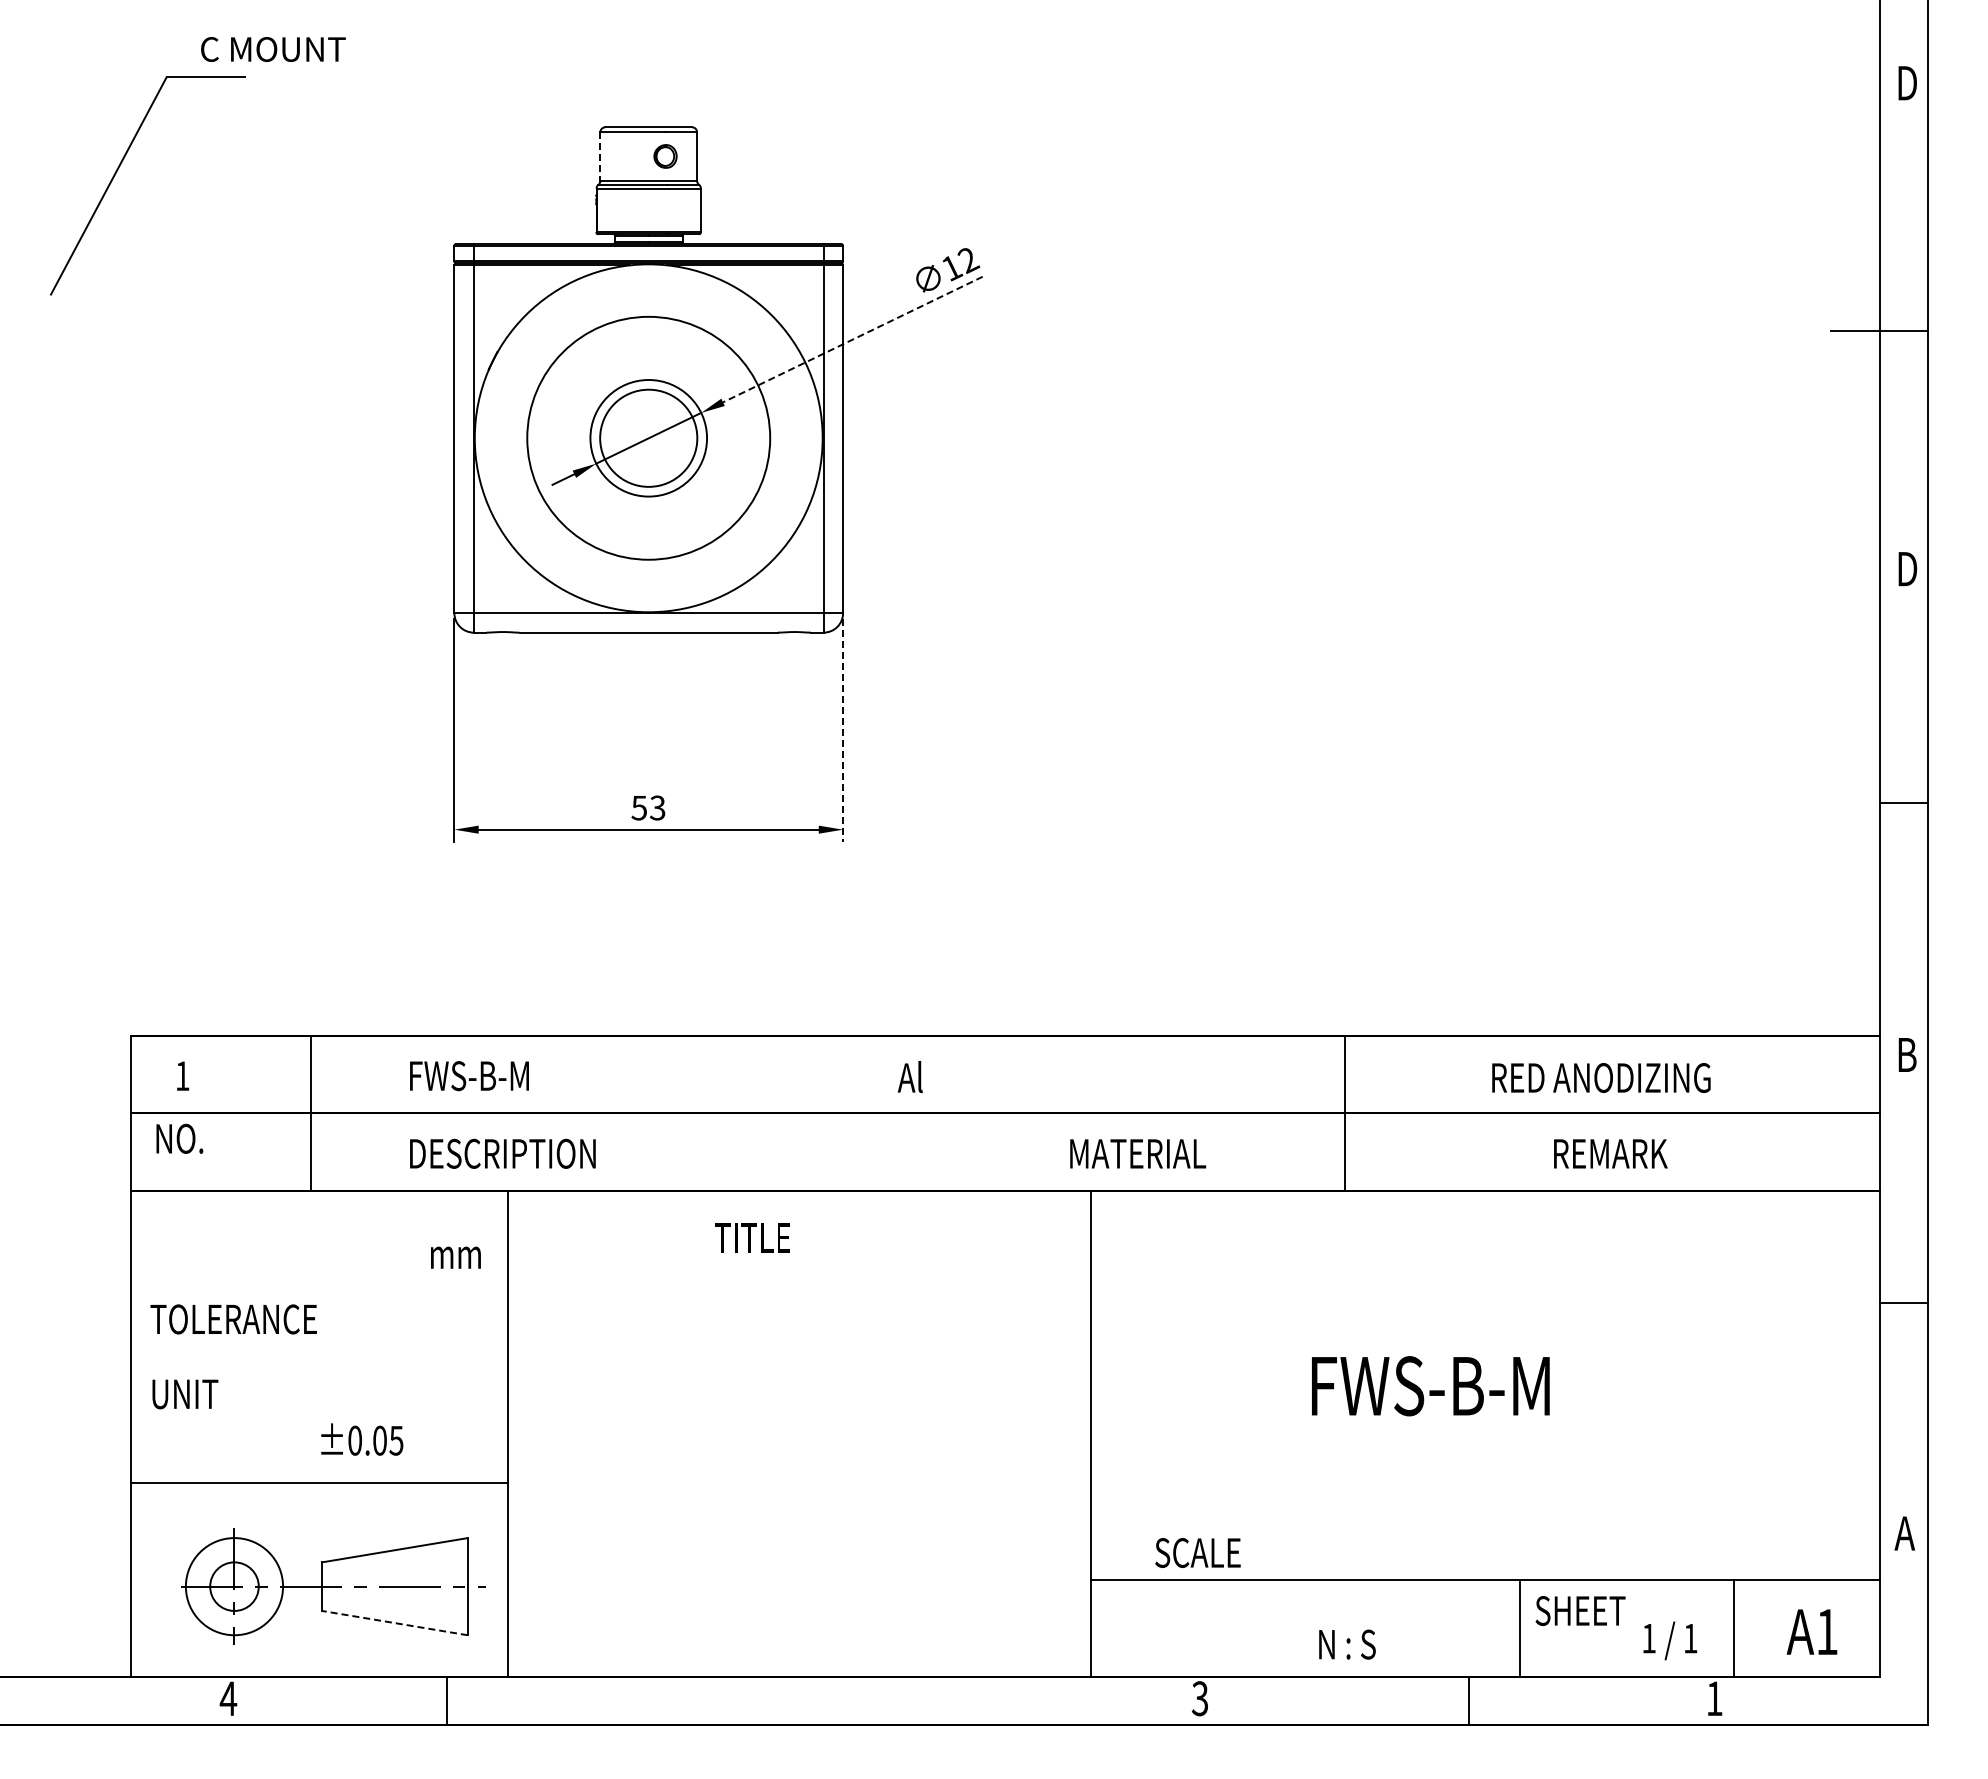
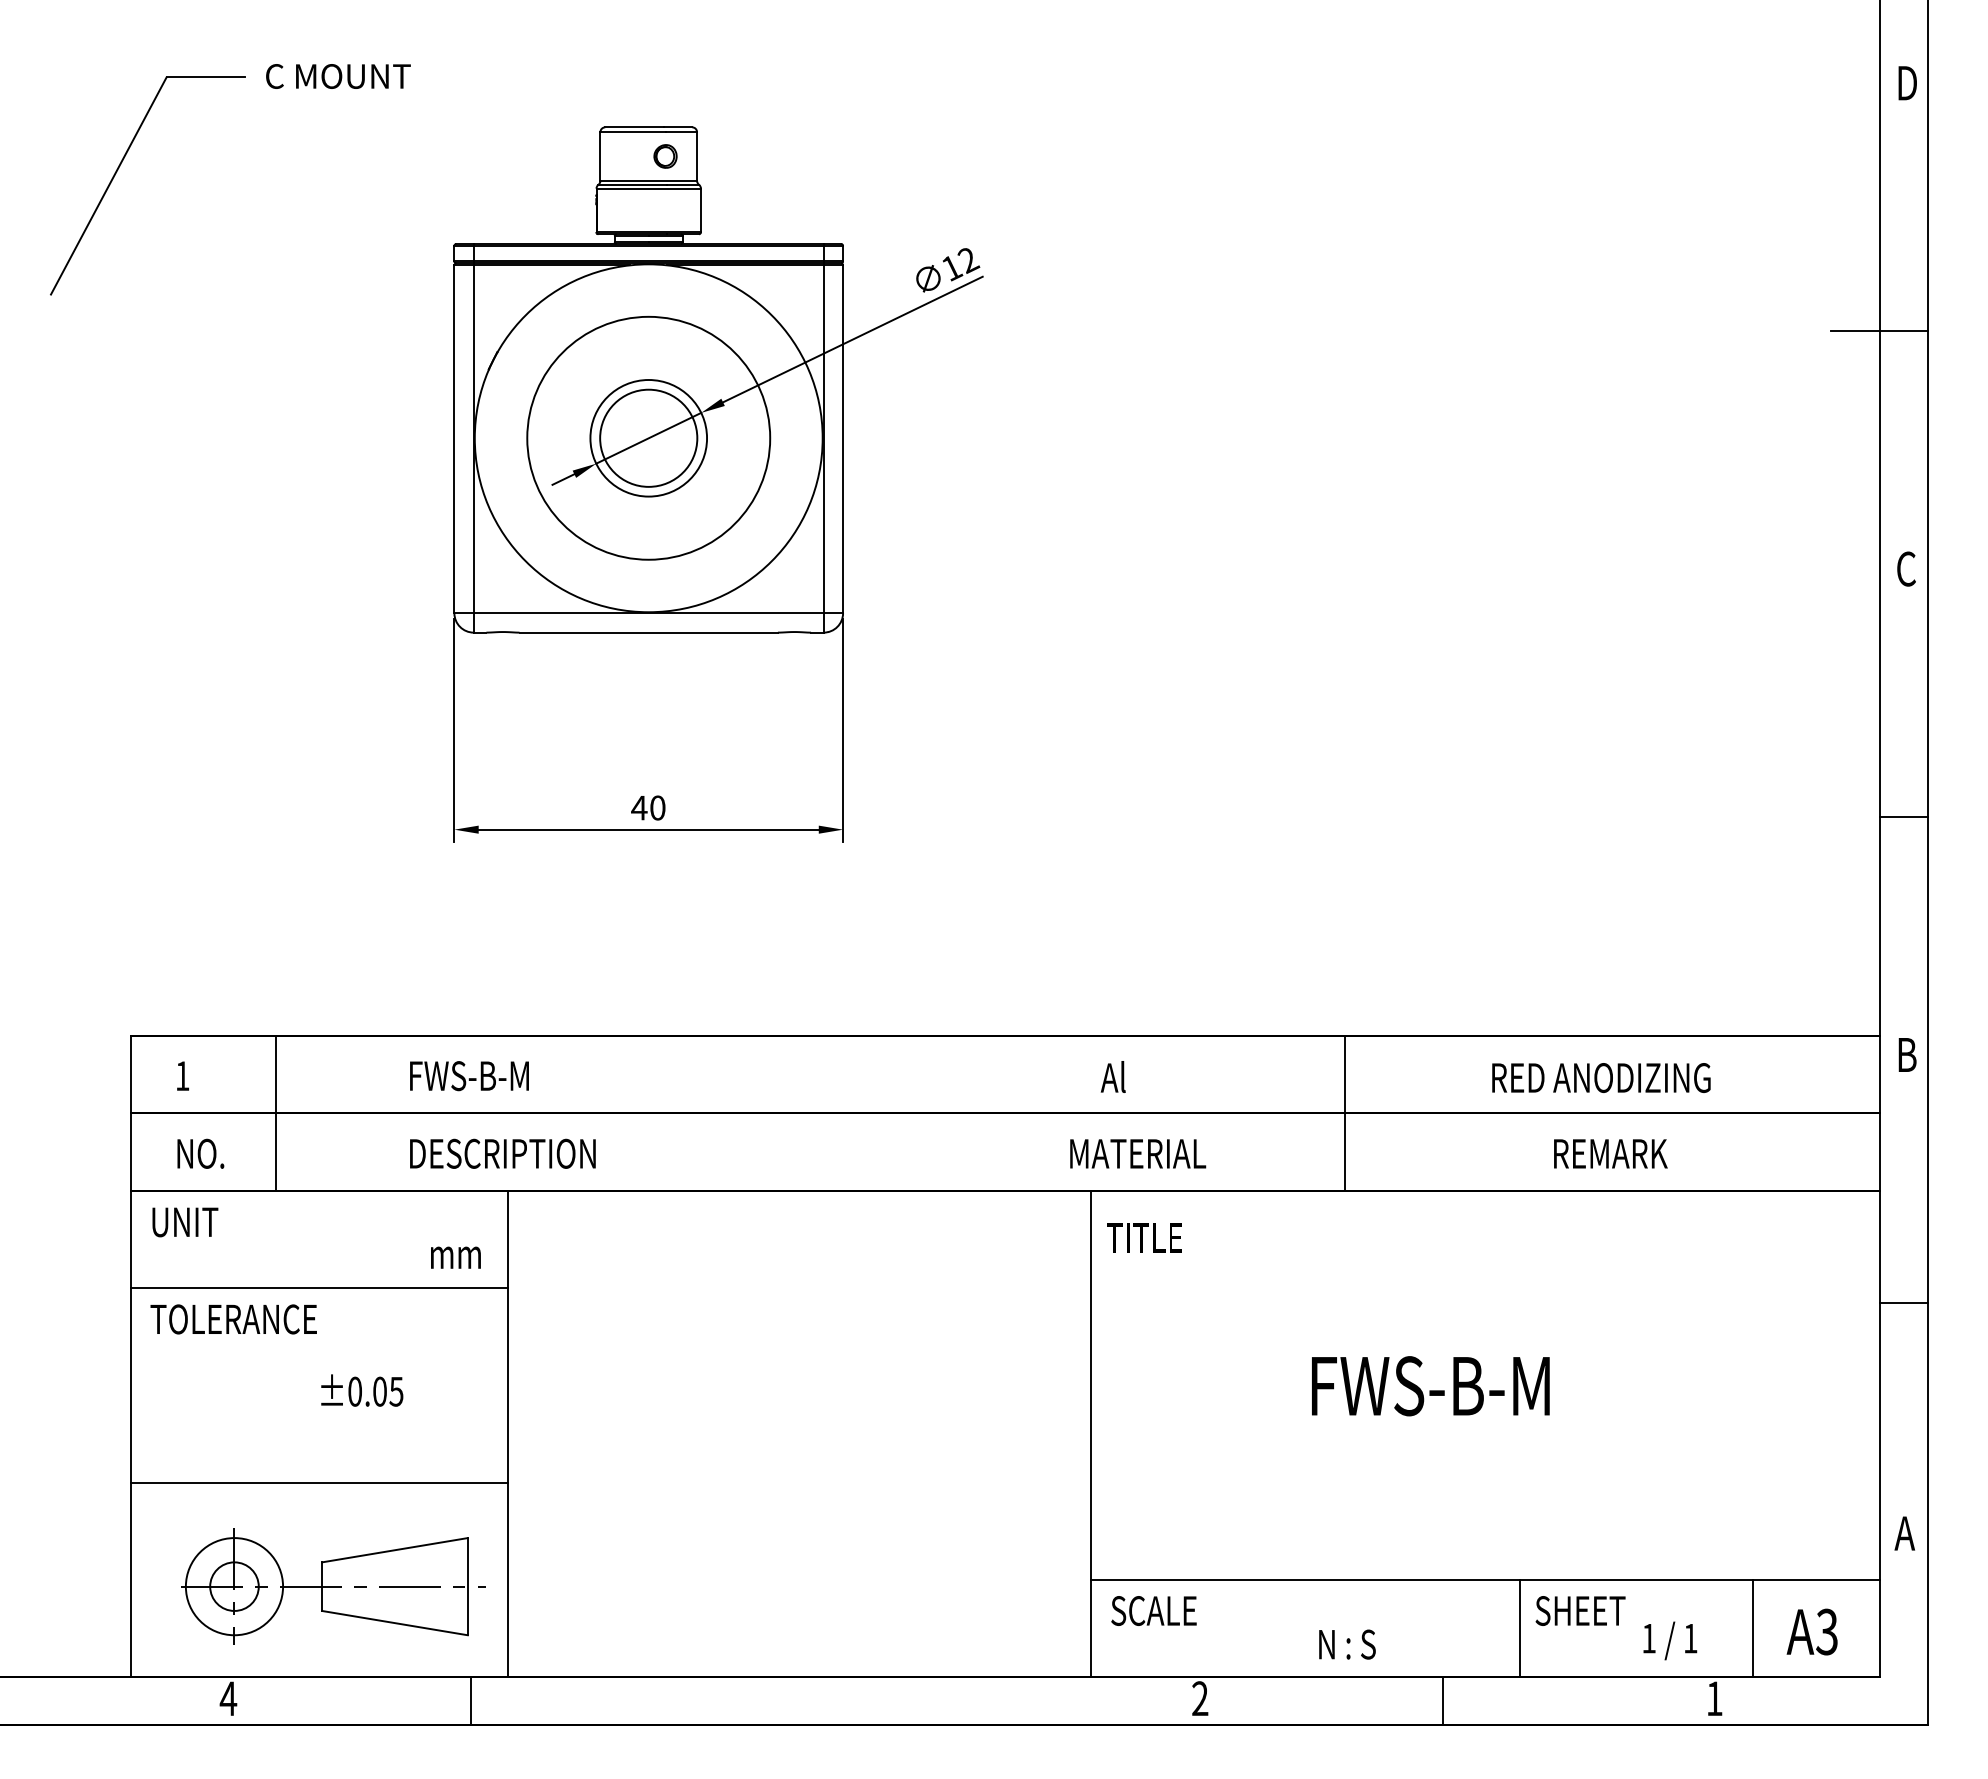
text position: (273, 49) -> (338, 76) (338, 76)
line: dashed -> solid (600, 157)
line: dashed -> solid (852, 339)
text: D -> C (1907, 568)
line: dashed -> solid (843, 731)
line position: (1903, 802) -> (1903, 816) (1903, 816)
text: 53 -> 40 (648, 807)
text position: (909, 1076) -> (1112, 1076) (1112, 1076)
line position: (311, 1113) -> (276, 1113) (276, 1113)
text position: (179, 1138) -> (200, 1153) (200, 1153)
text position: (752, 1237) -> (1144, 1237) (1144, 1237)
line: none -> present (318, 1288)
text position: (185, 1394) -> (185, 1222) (185, 1222)
text position: (362, 1439) -> (362, 1390) (362, 1390)
text position: (1197, 1552) -> (1153, 1610) (1153, 1610)
line: dashed -> solid (394, 1623)
line position: (1734, 1627) -> (1753, 1627) (1753, 1627)
text: A1 -> A3 (1826, 1631)
text: 3 -> 2 (1199, 1699)
line position: (446, 1700) -> (470, 1700) (470, 1700)
line position: (1468, 1700) -> (1442, 1700) (1442, 1700)
